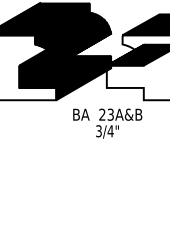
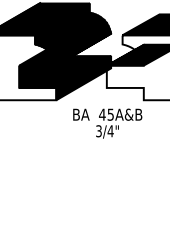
text: 23A&B -> 45A&B (106, 114)
